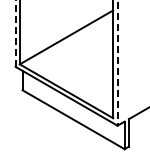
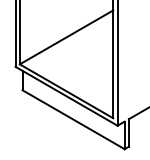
line: dashed -> solid (15, 33)
line: dashed -> solid (117, 63)
